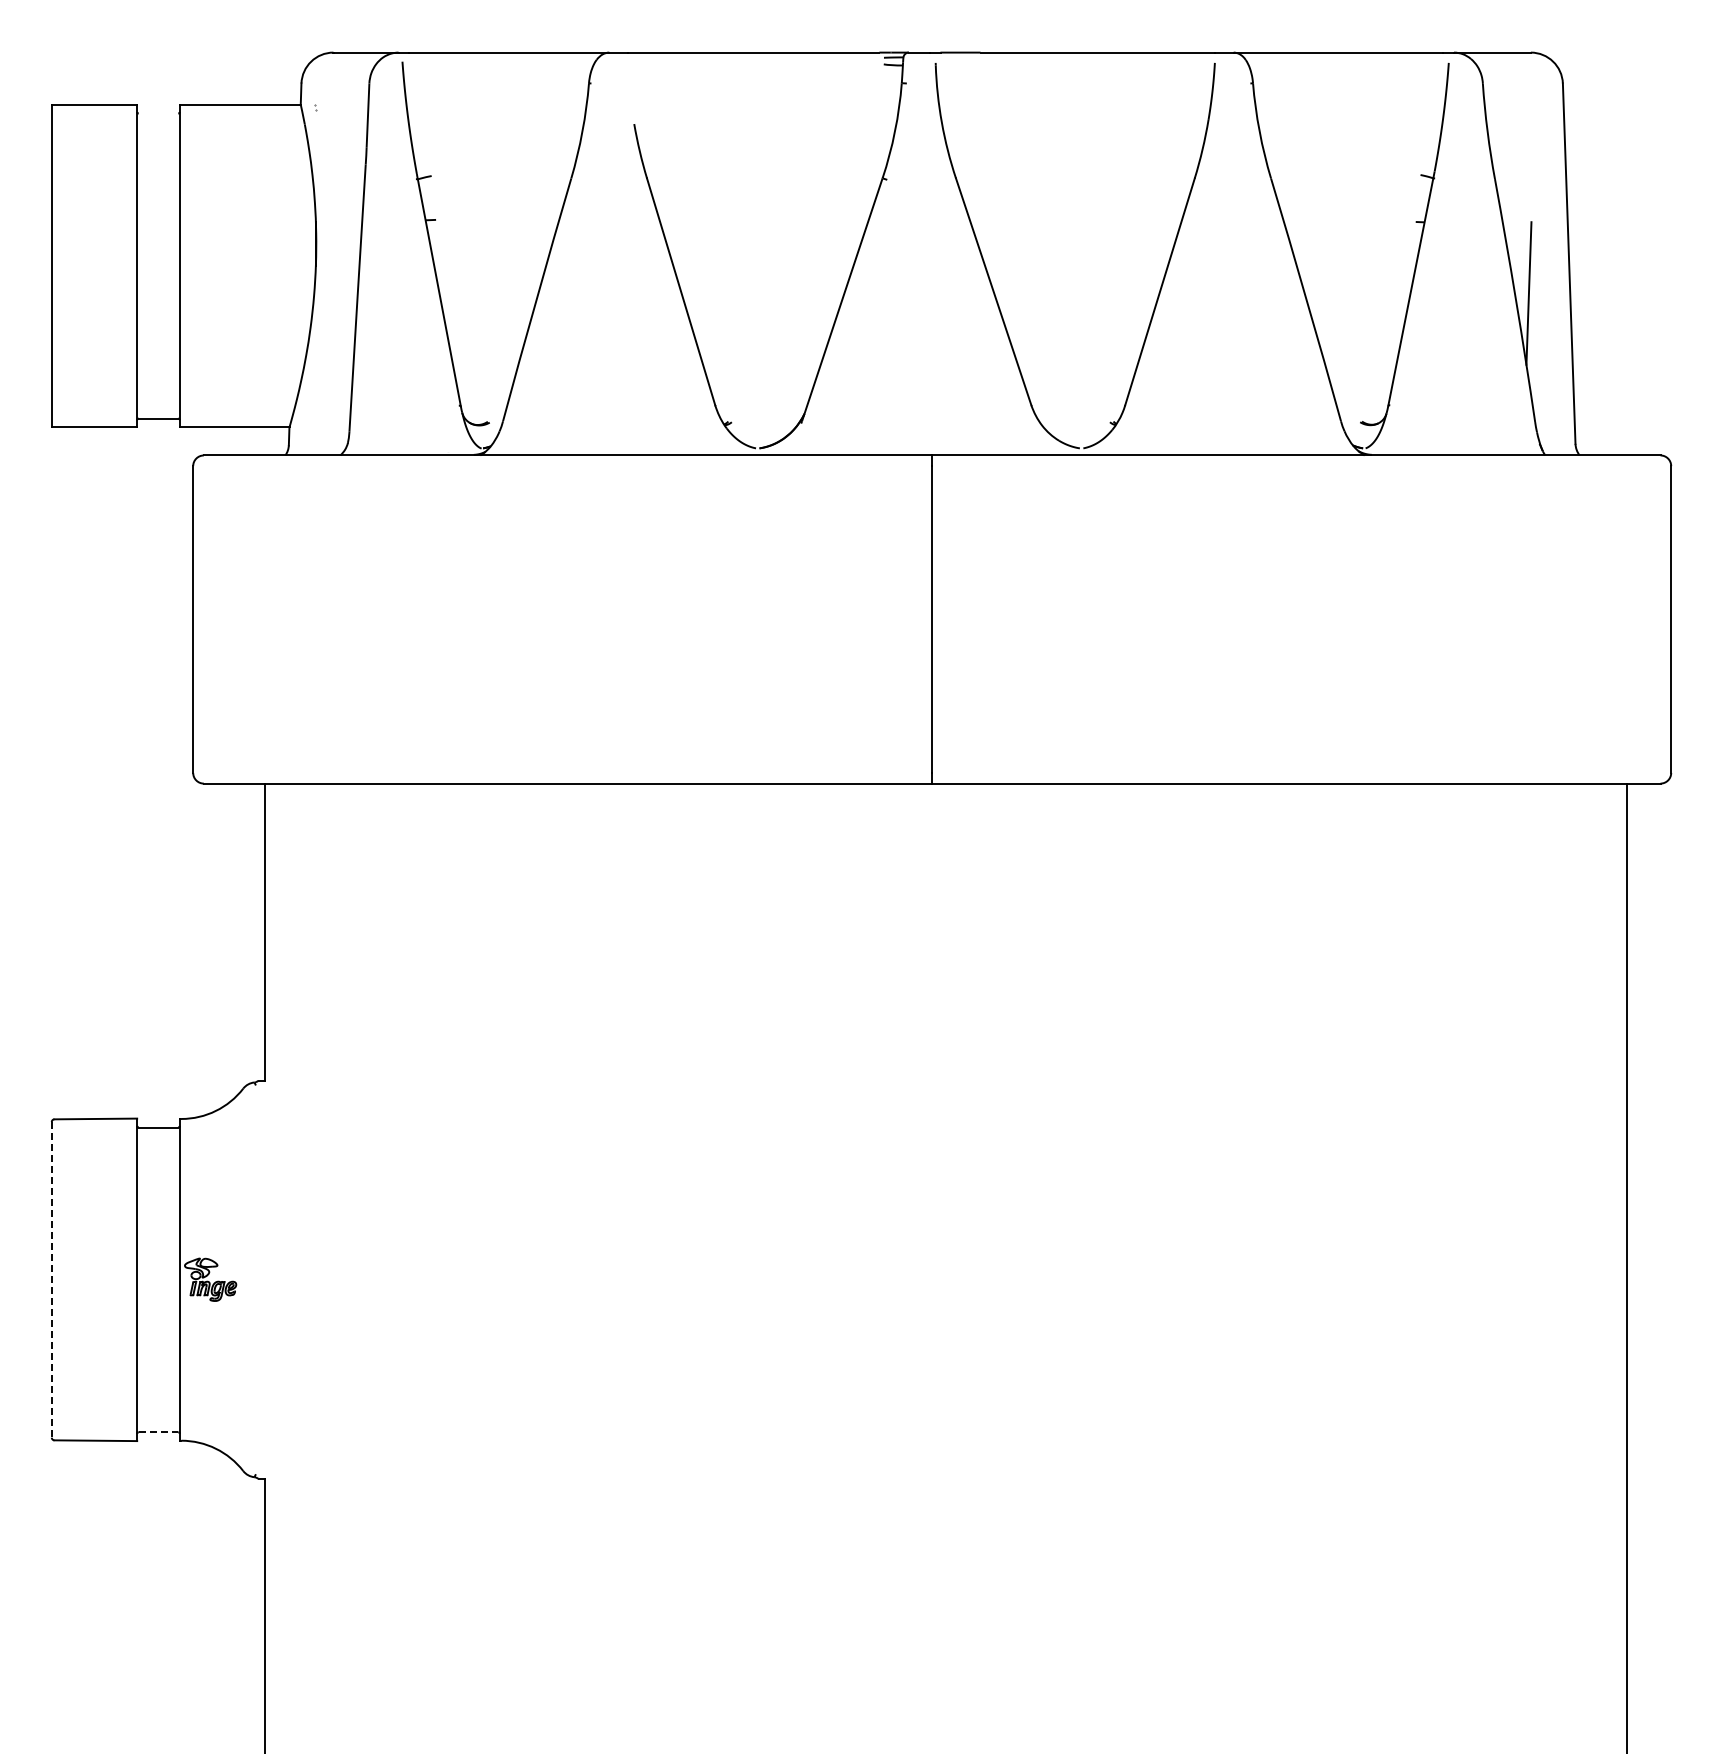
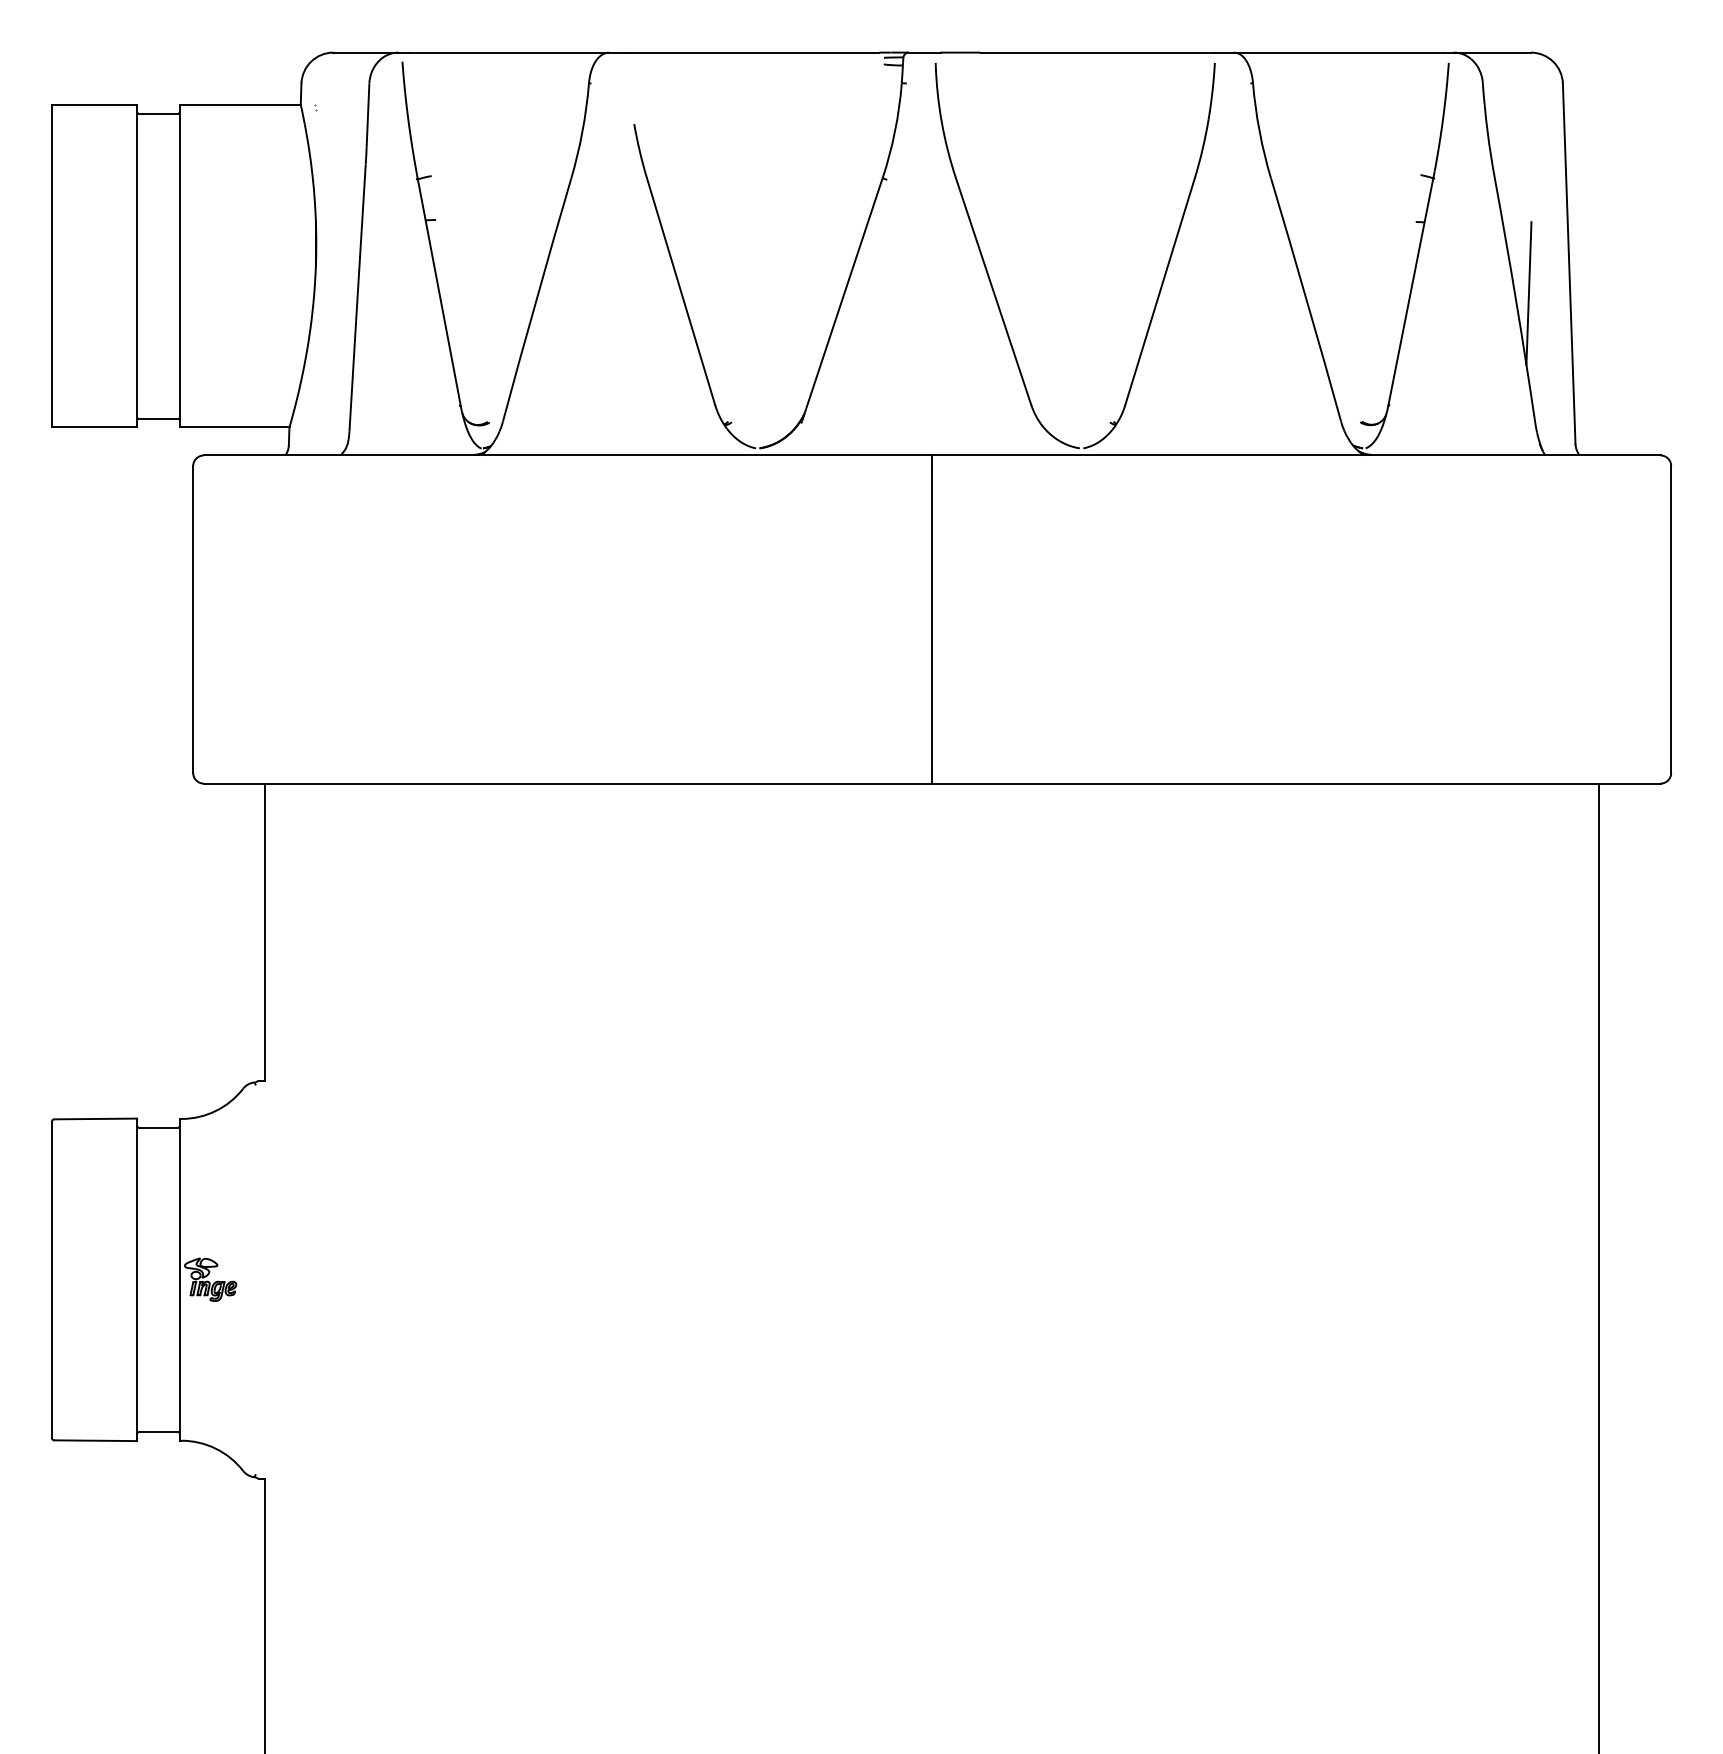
line: none -> present (158, 113)
line position: (1627, 1266) -> (1599, 1266) (1599, 1266)
line: dashed -> solid (51, 1279)
line: dashed -> solid (158, 1432)
